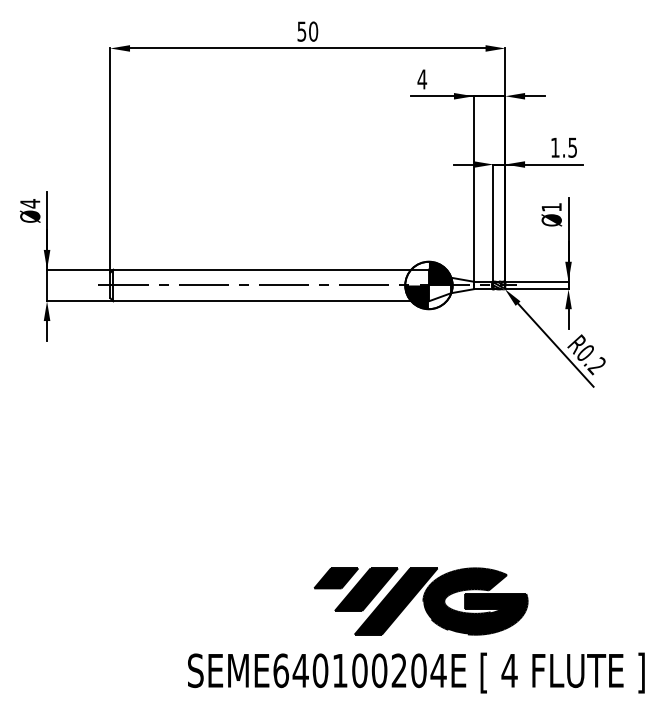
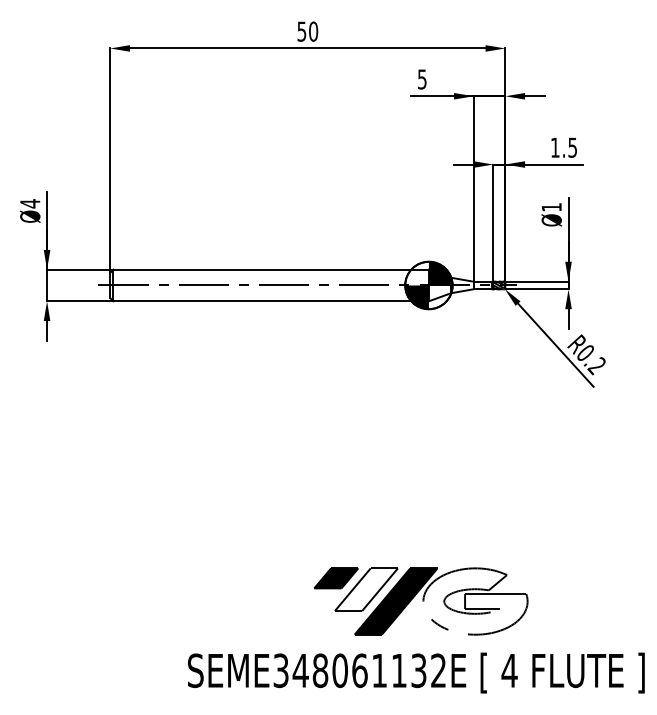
text: 4 -> 5 (422, 79)
fill: present -> none (365, 589)
fill: present -> none (475, 601)
text: SEME640100204E -> SEME348061132E (359, 670)
